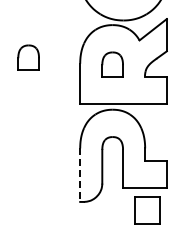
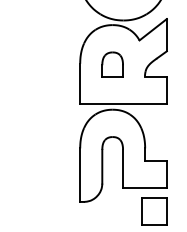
part: present -> none (28, 57)
line: dashed -> solid (80, 175)
part position: (147, 210) -> (154, 211) (154, 211)
